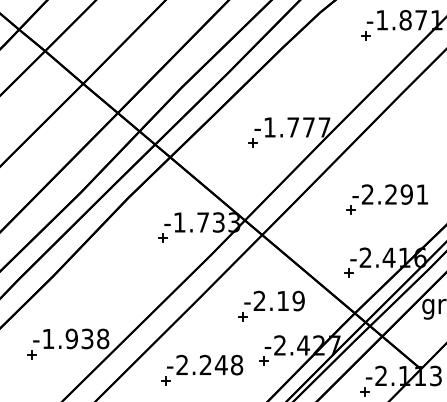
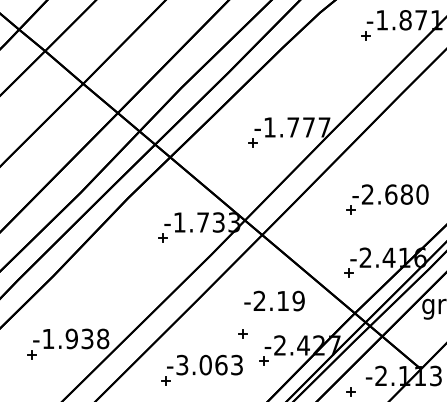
text: -2.291 -> -2.680 (406, 194)
part position: (242, 316) -> (242, 333) (242, 333)
text: -2.248 -> -3.063 (209, 364)
part position: (364, 391) -> (350, 391) (350, 391)
